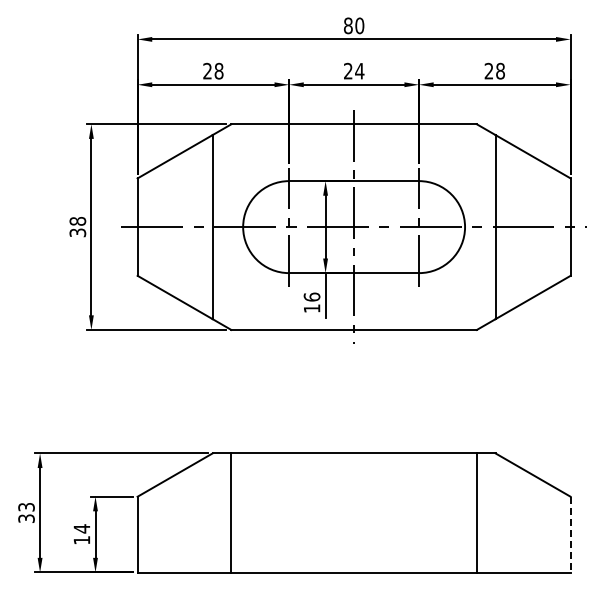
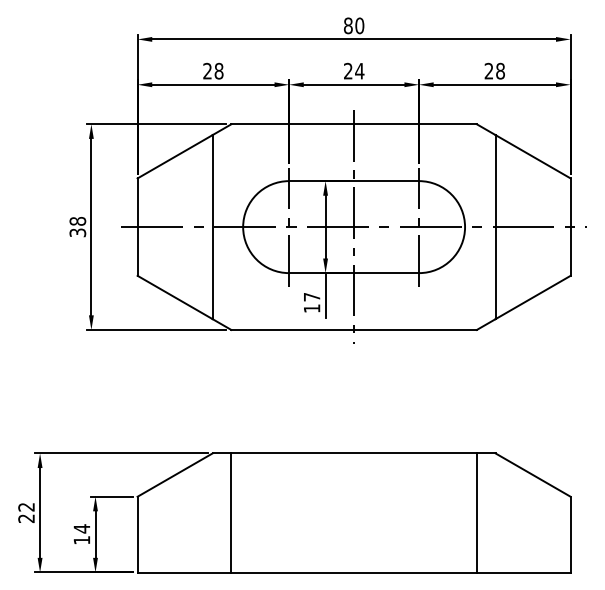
text: 16 -> 17 (311, 296)
text: 33 -> 22 (26, 512)
line: dashed -> solid (570, 534)
